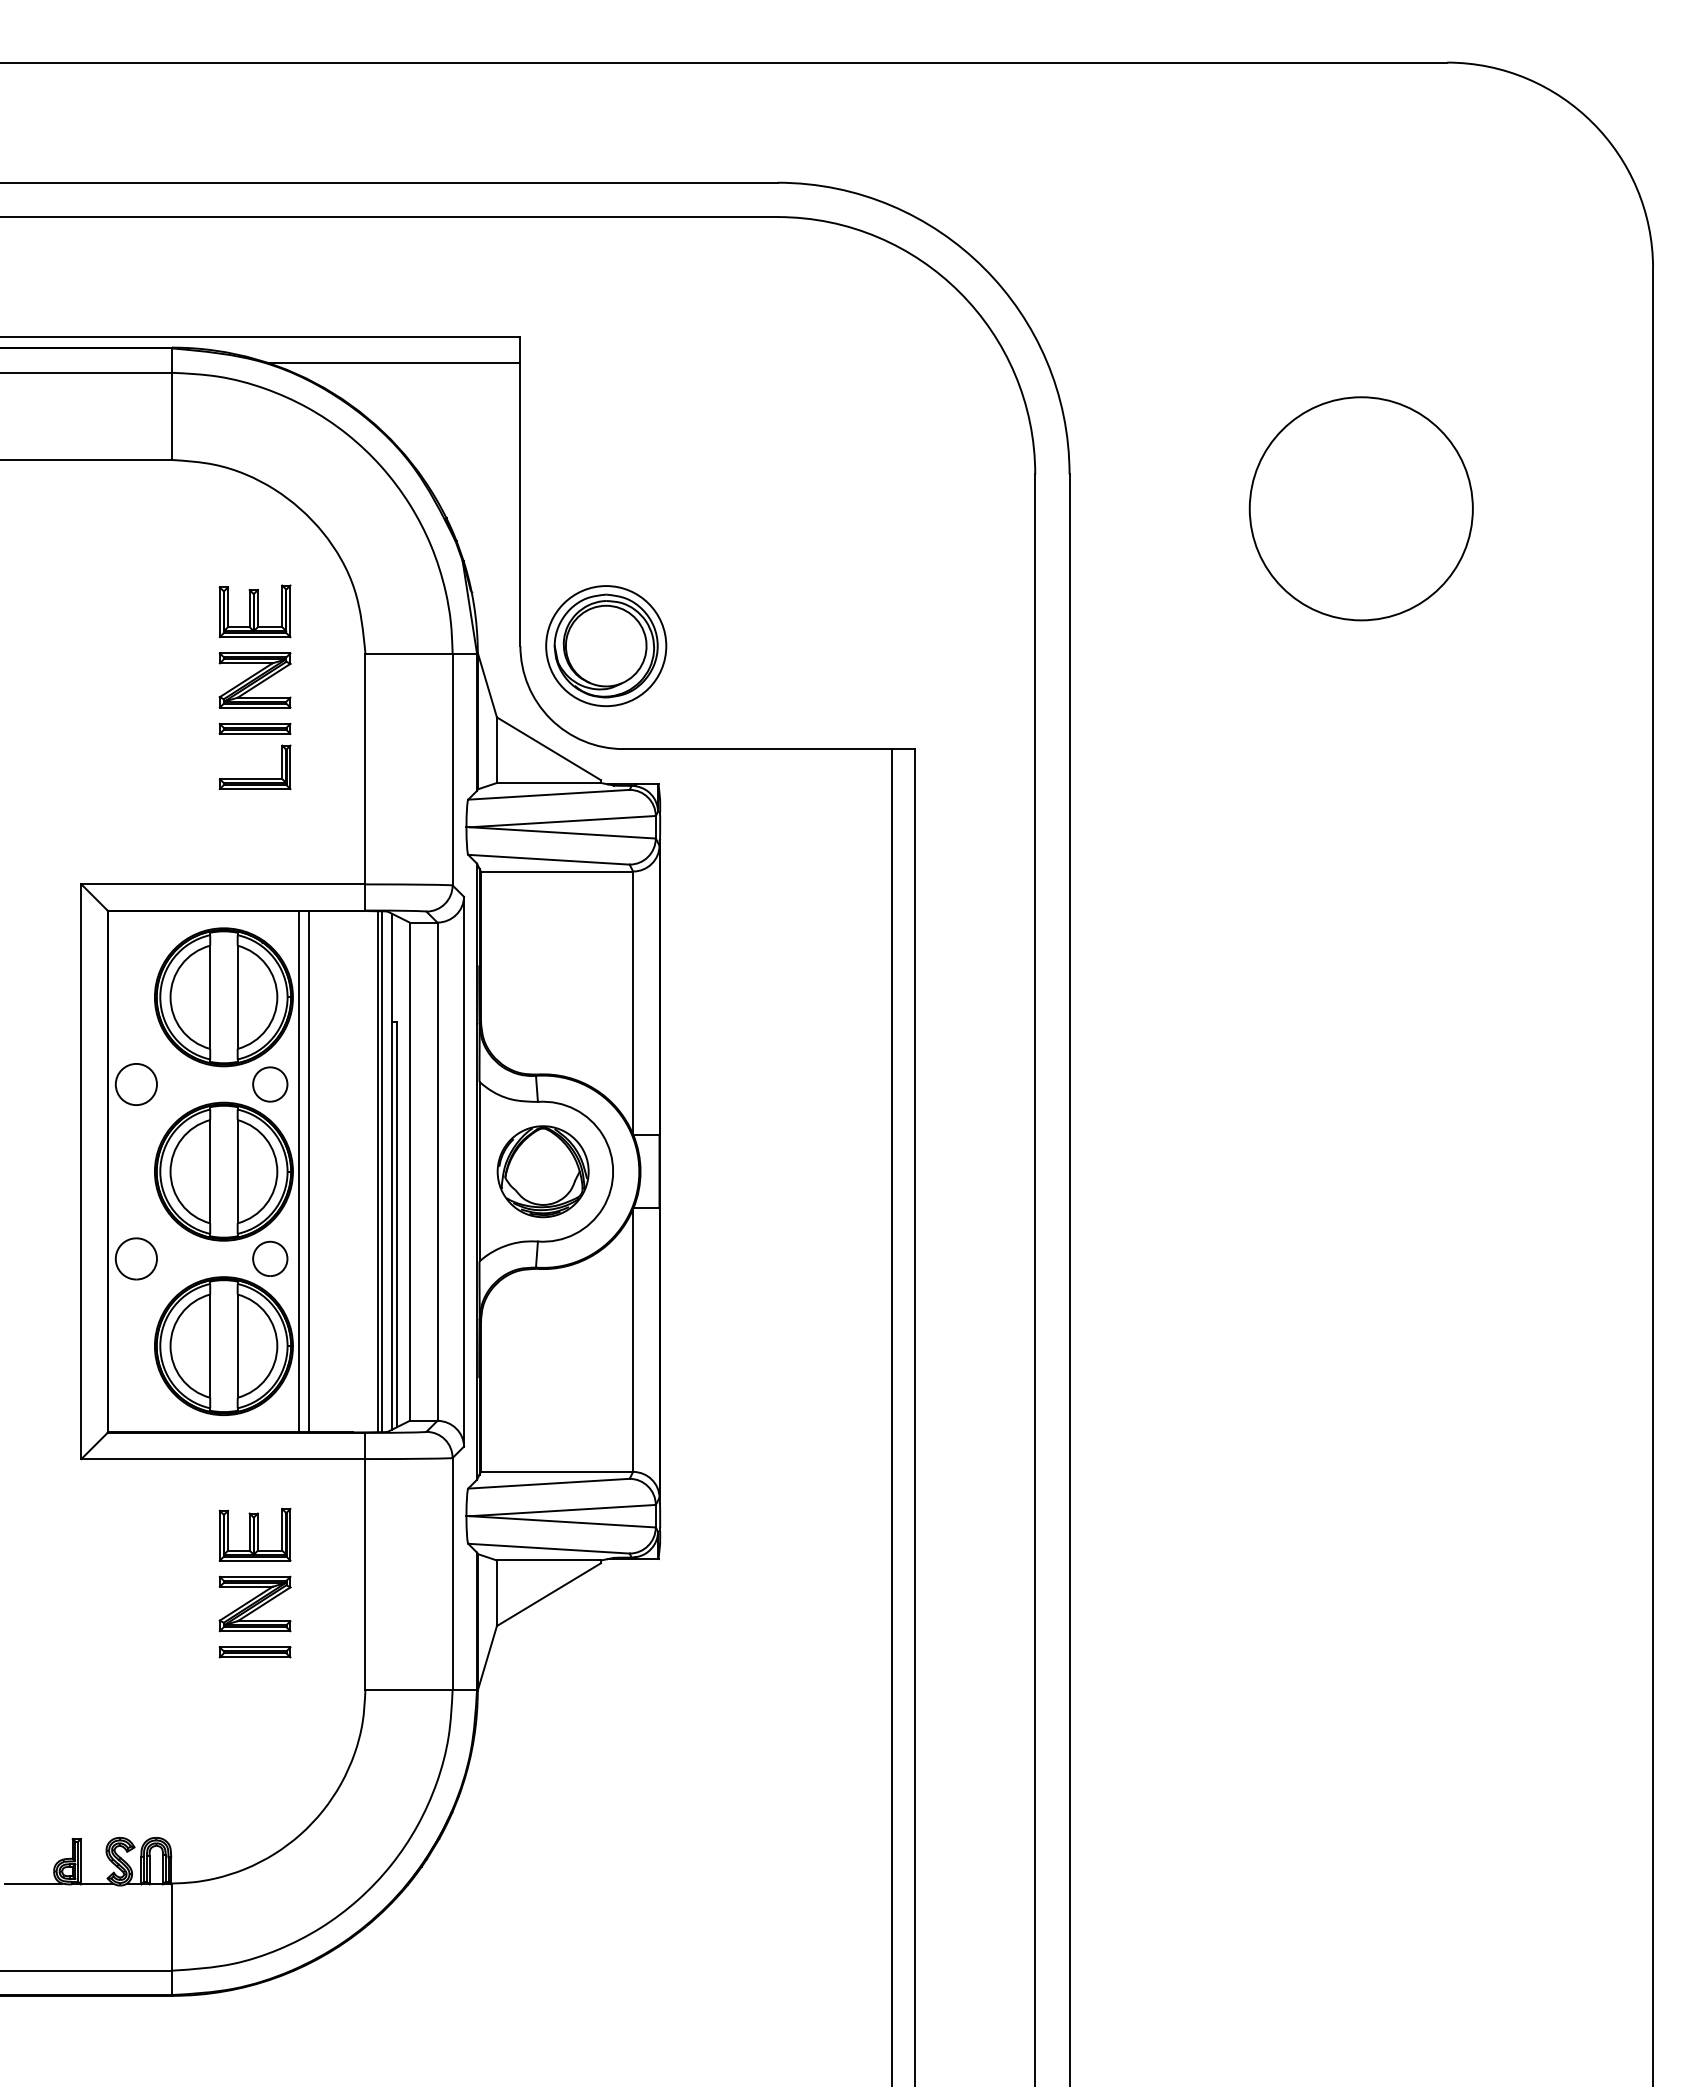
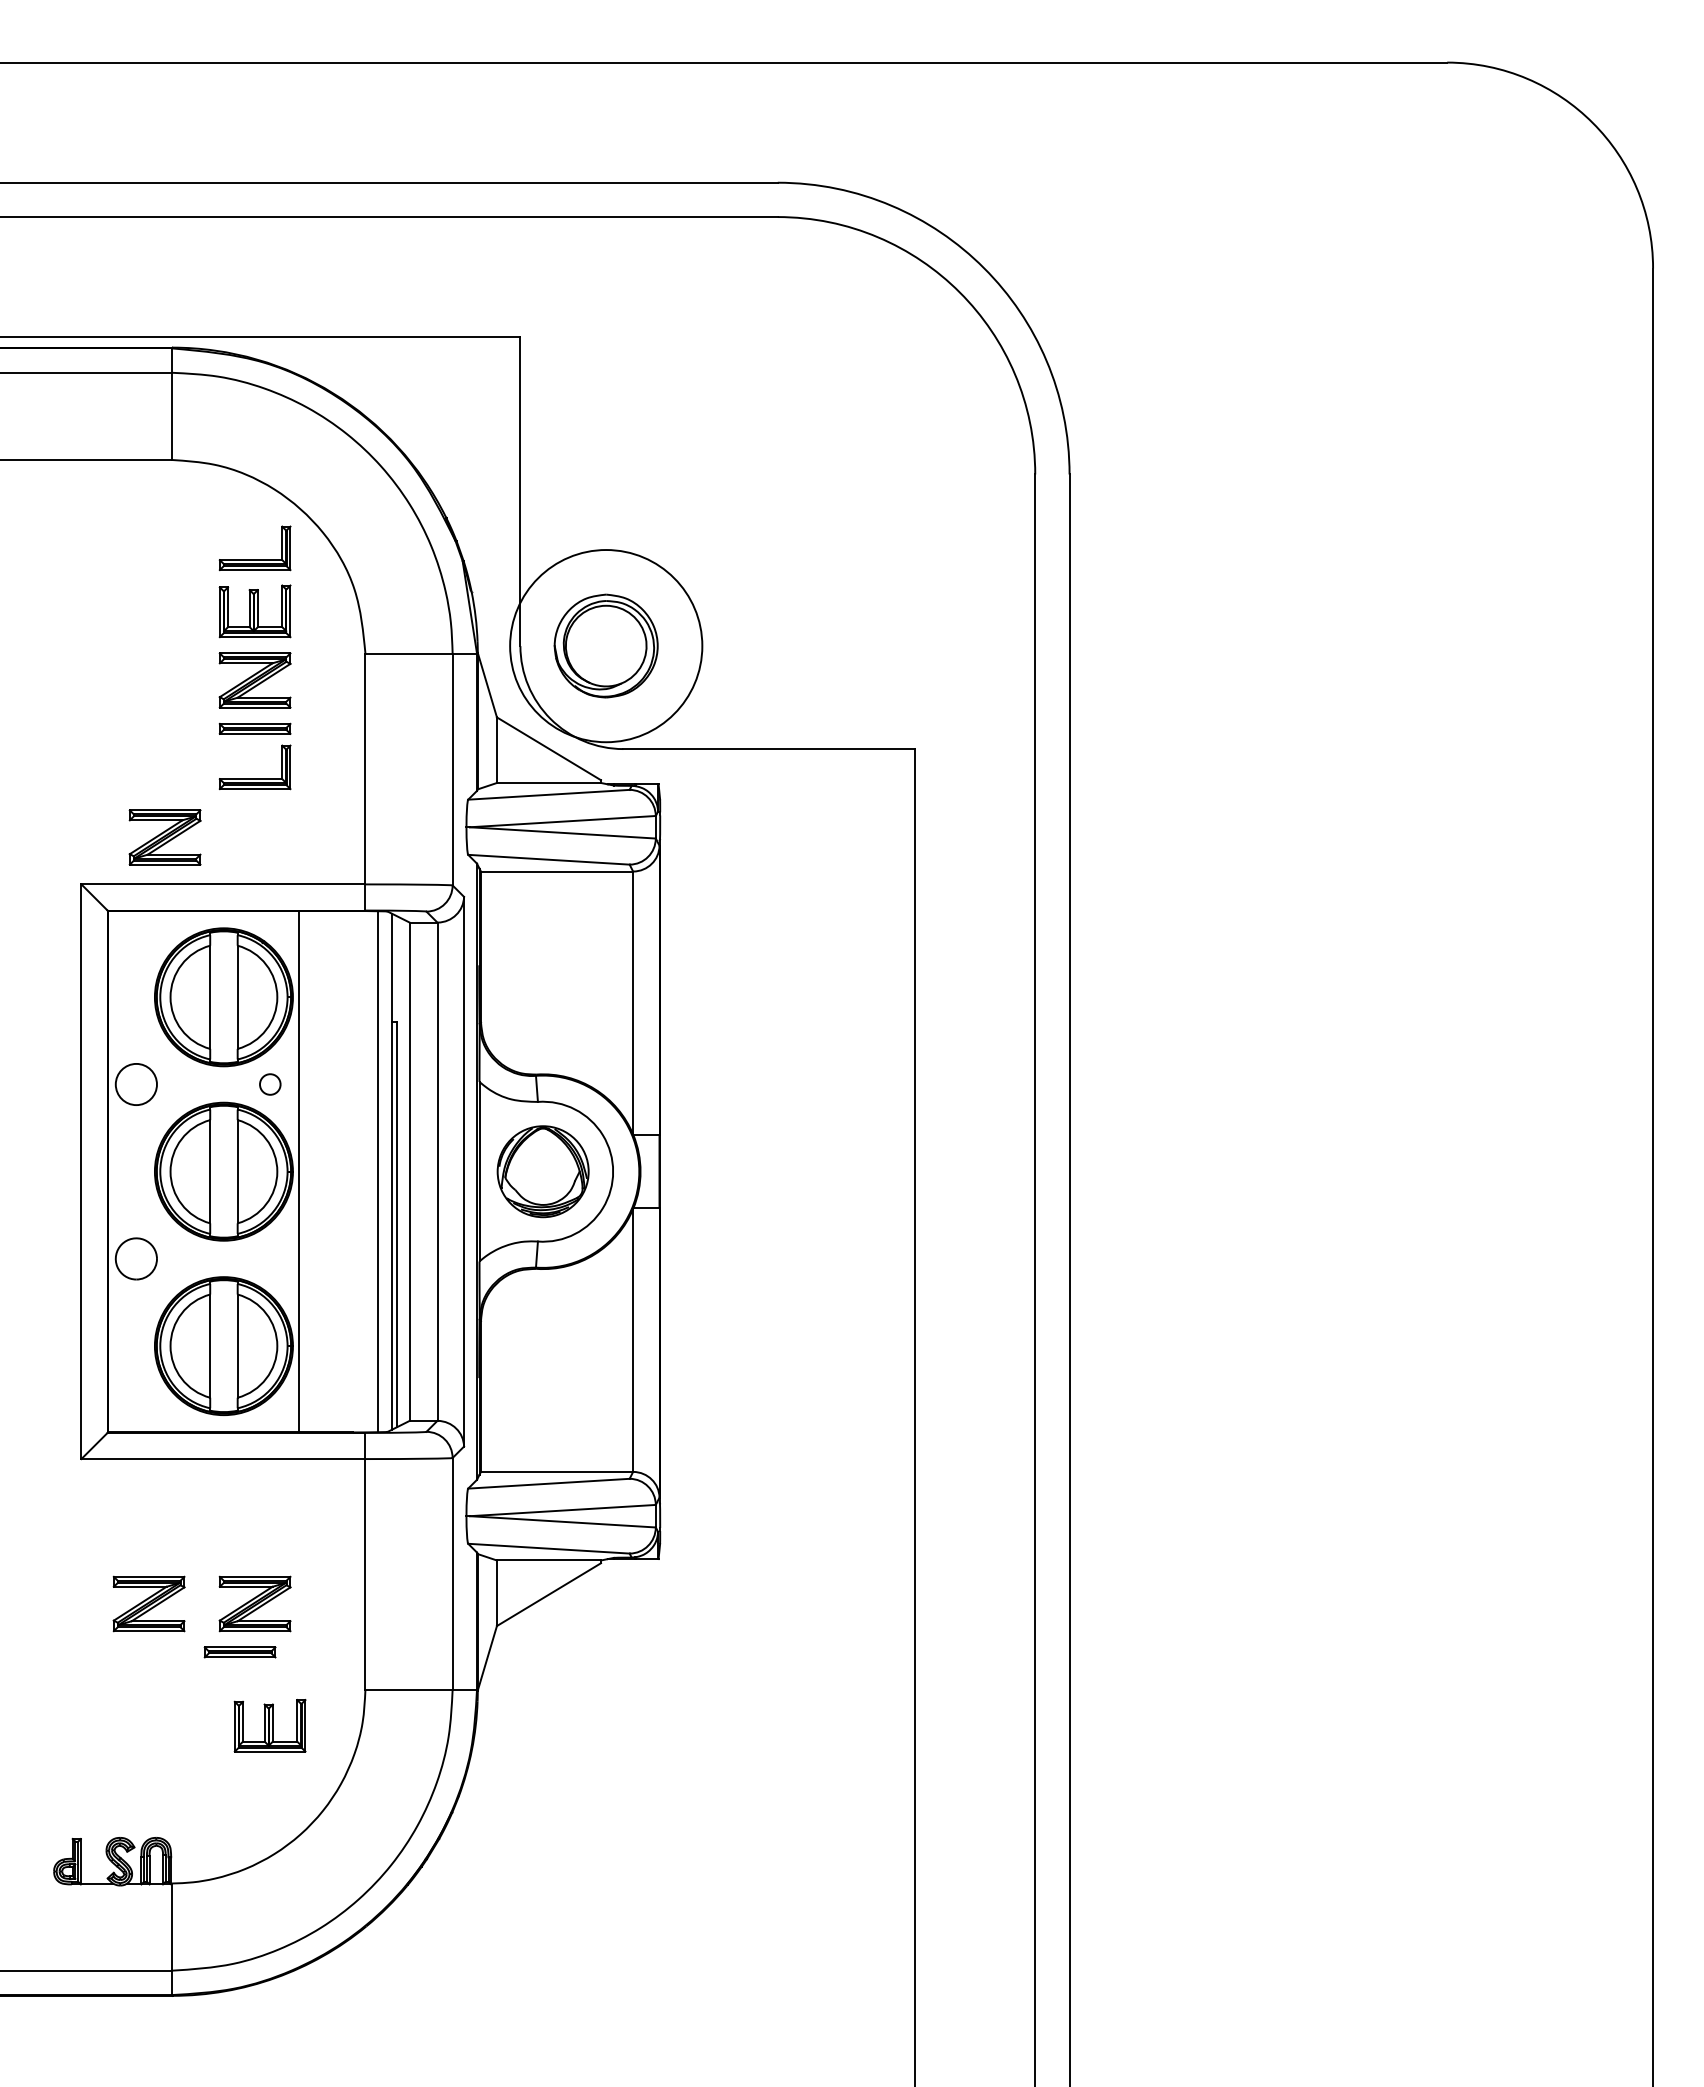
line: present -> none (393, 362)
circle: present -> none (1360, 508)
part: none -> present (254, 559)
circle diameter: 120 px -> 192 px (606, 646)
part: none -> present (164, 837)
circle diameter: 34 px -> 21 px (270, 1084)
line: present -> none (308, 1171)
line: present -> none (381, 1171)
part: present -> none (270, 1258)
line: present -> none (892, 1416)
part position: (254, 1534) -> (269, 1725) (269, 1725)
part: none -> present (148, 1603)
part position: (254, 1652) -> (239, 1652) (239, 1652)
line: present -> none (33, 1883)
